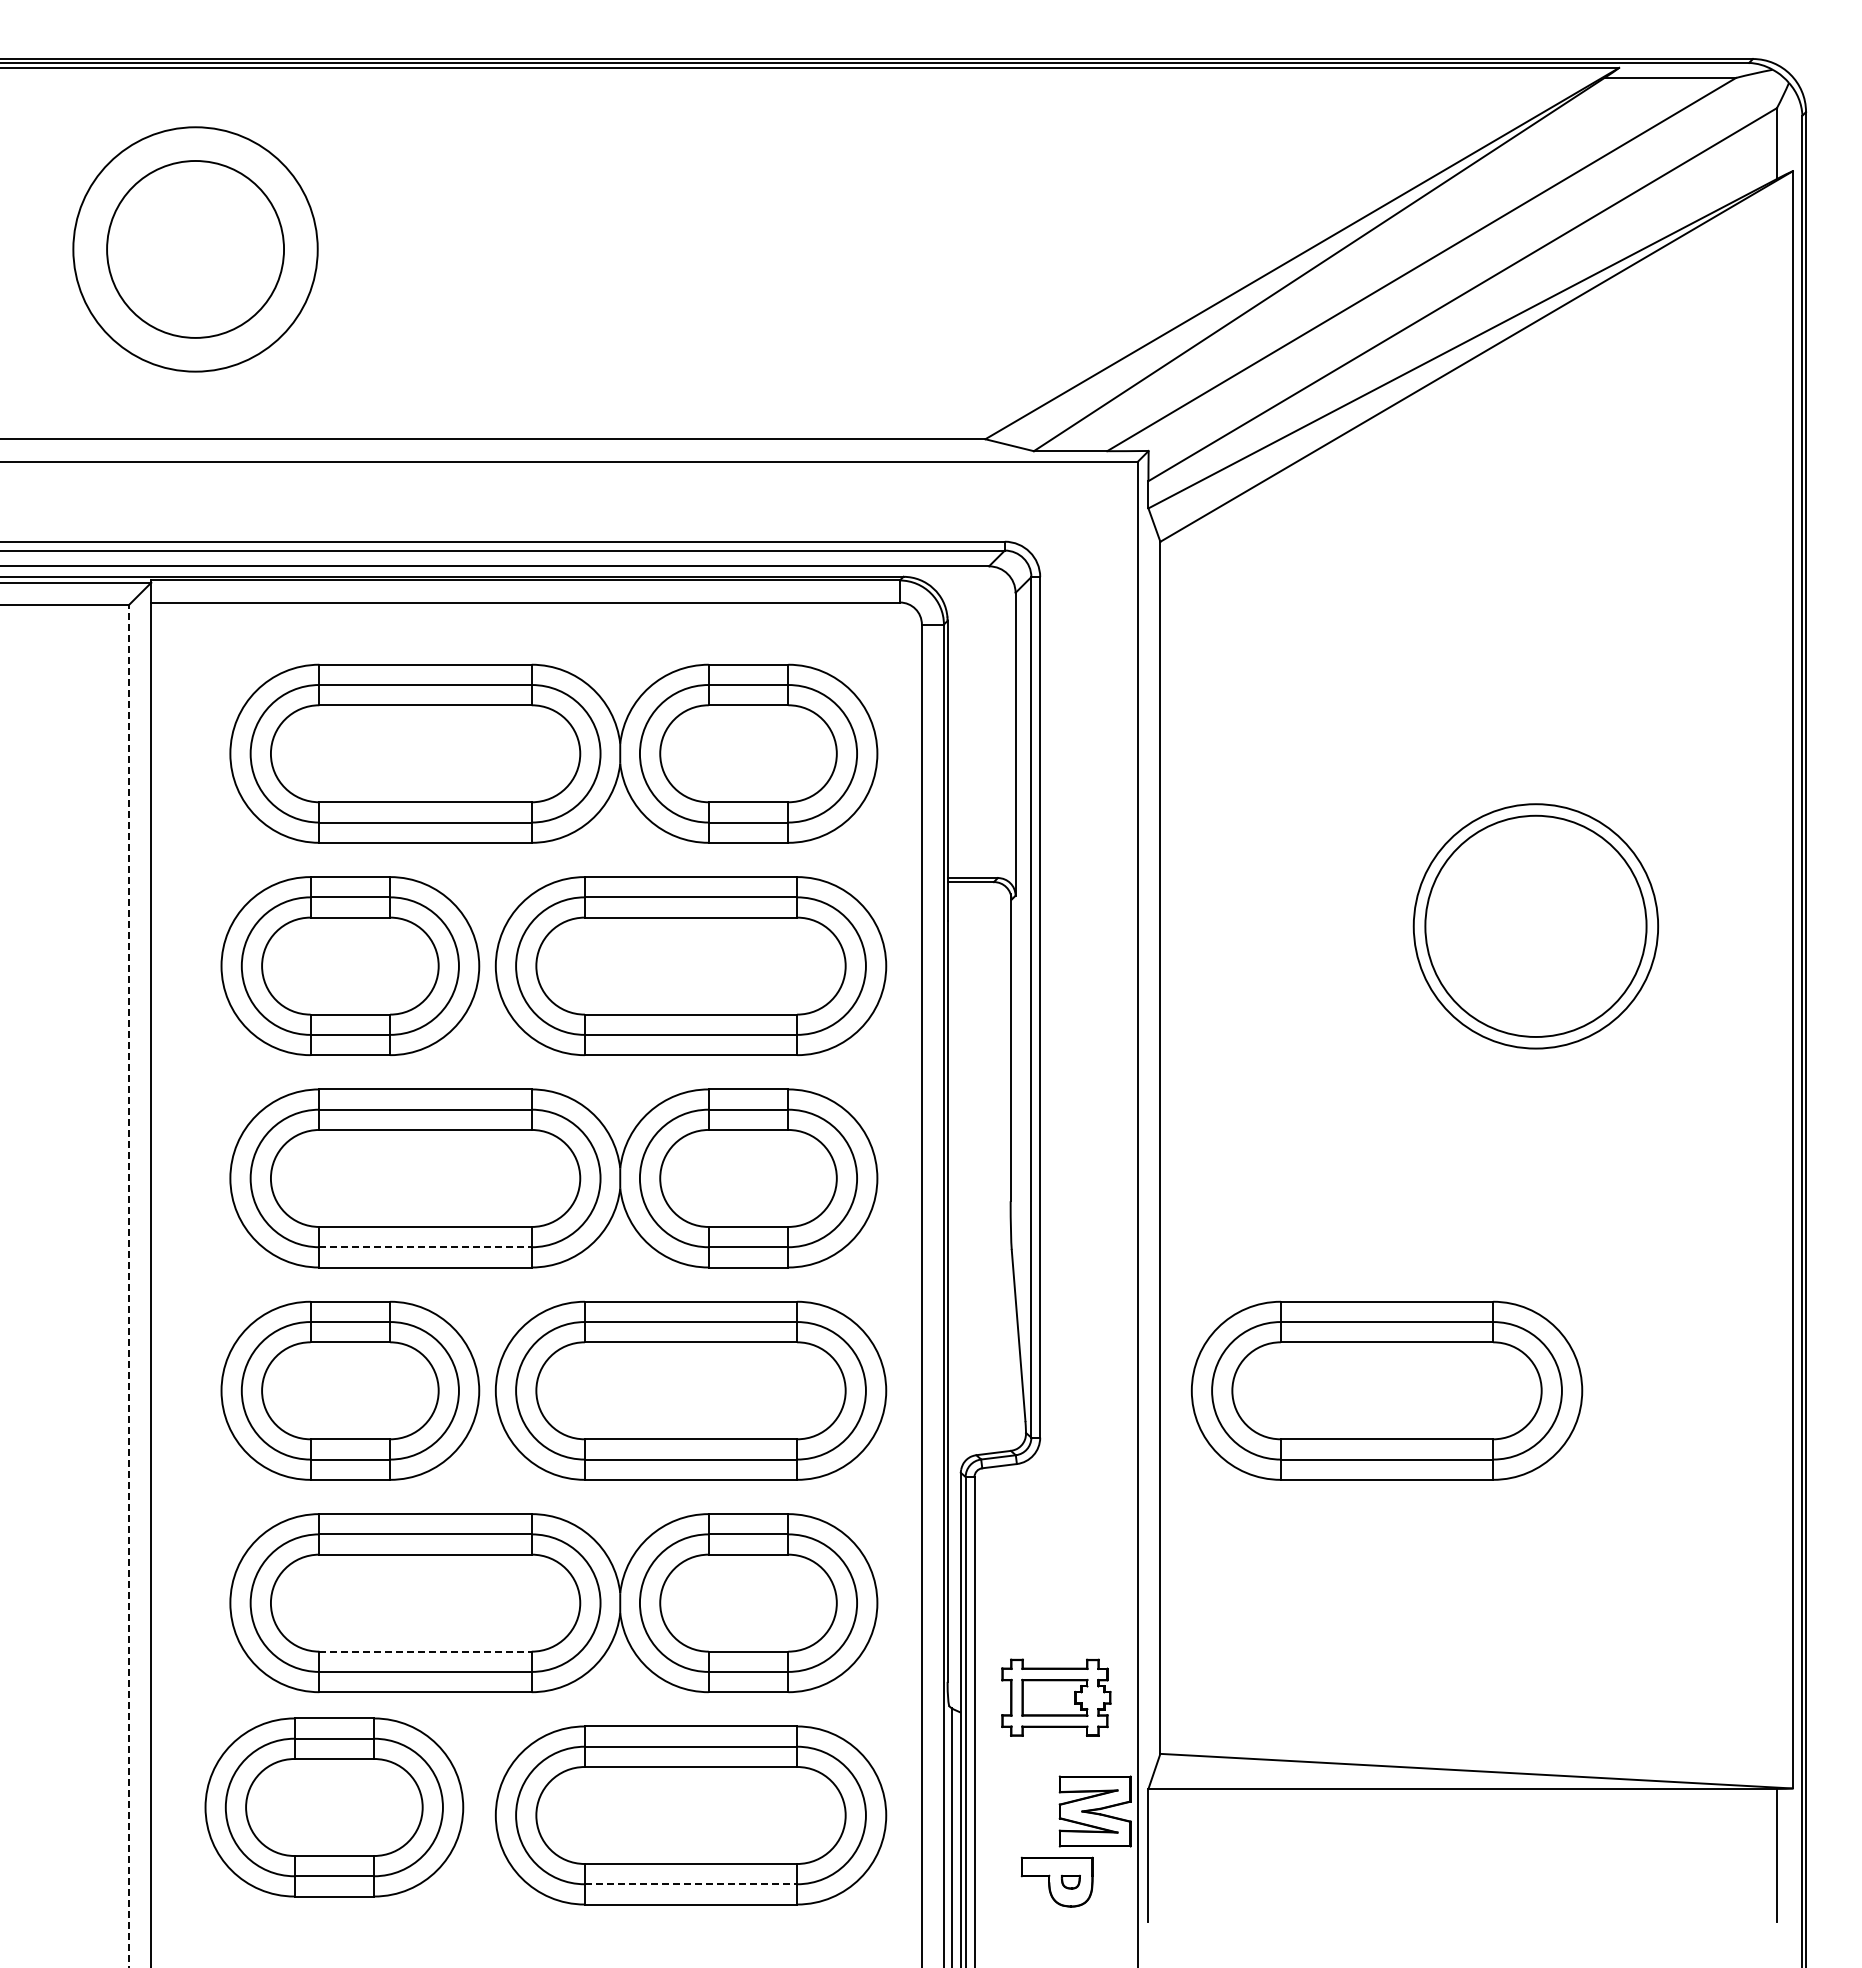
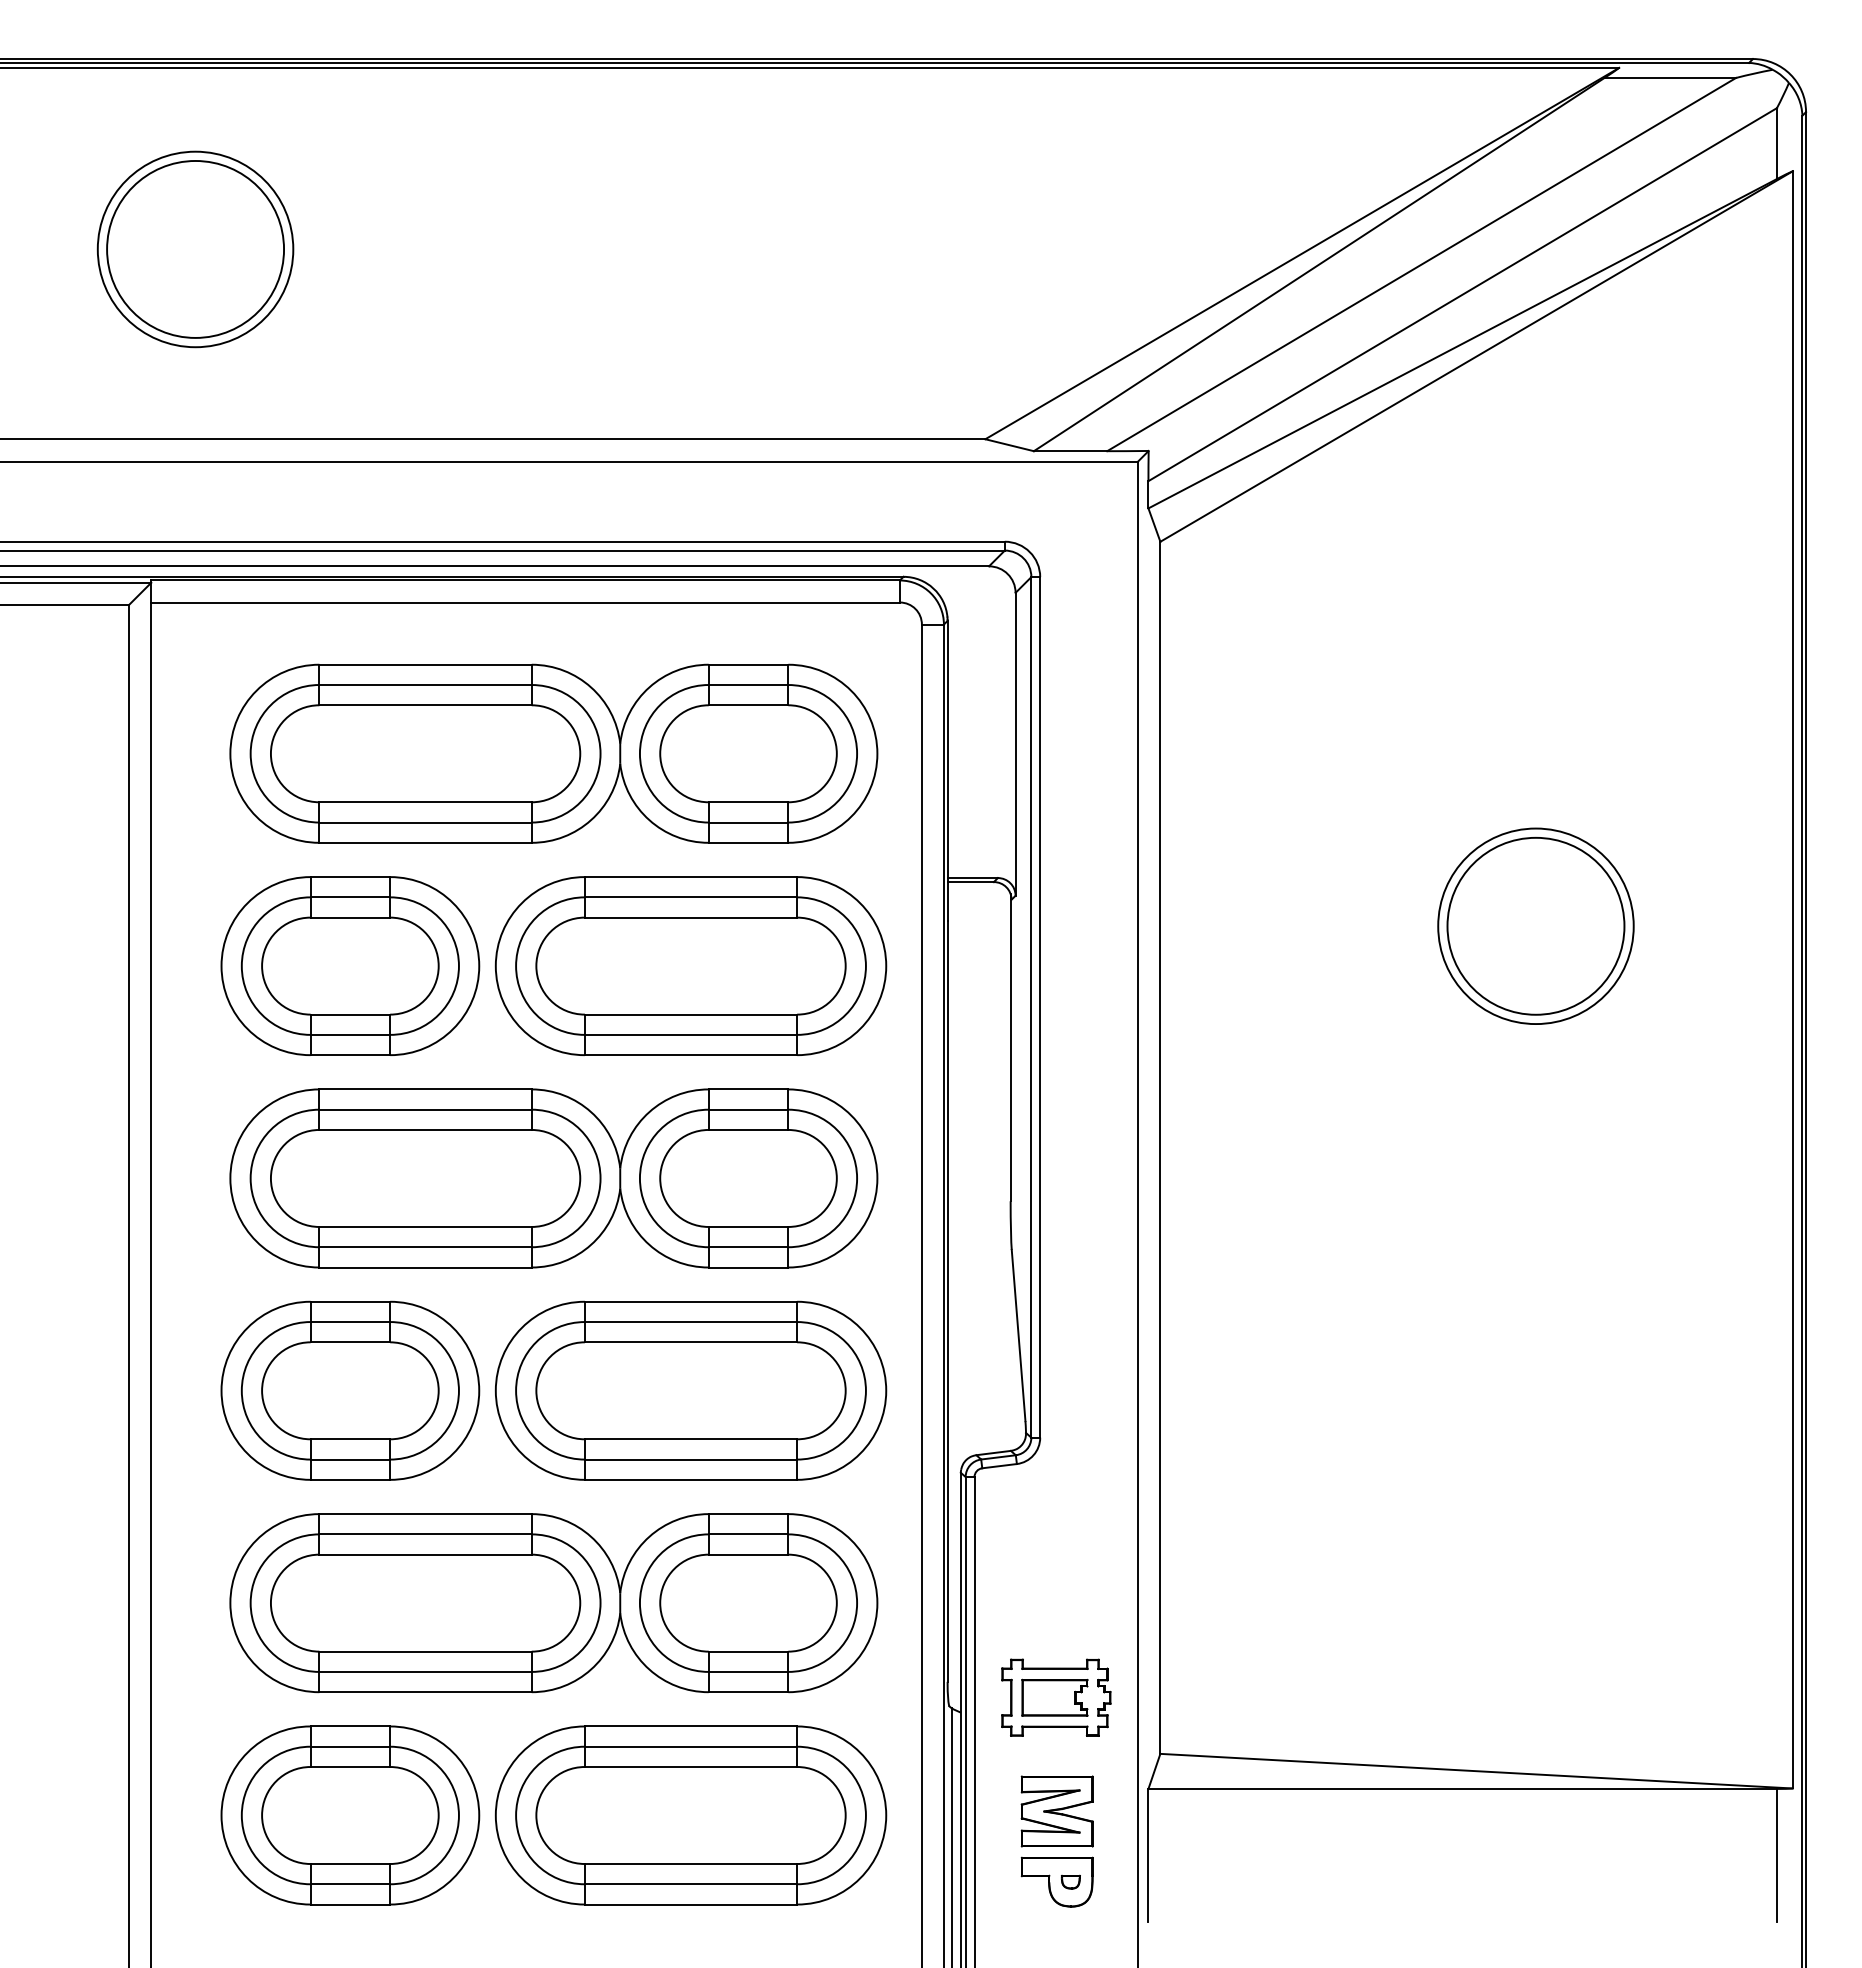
circle diameter: 244 px -> 196 px (195, 249)
part size: 248x247 px -> 198x198 px (1535, 925)
line: dashed -> solid (426, 1247)
line: dashed -> solid (129, 1285)
part: present -> none (1386, 1390)
line: dashed -> solid (426, 1651)
part position: (334, 1807) -> (350, 1815) (350, 1815)
part position: (1094, 1811) -> (1056, 1811) (1056, 1811)
line: dashed -> solid (691, 1884)
